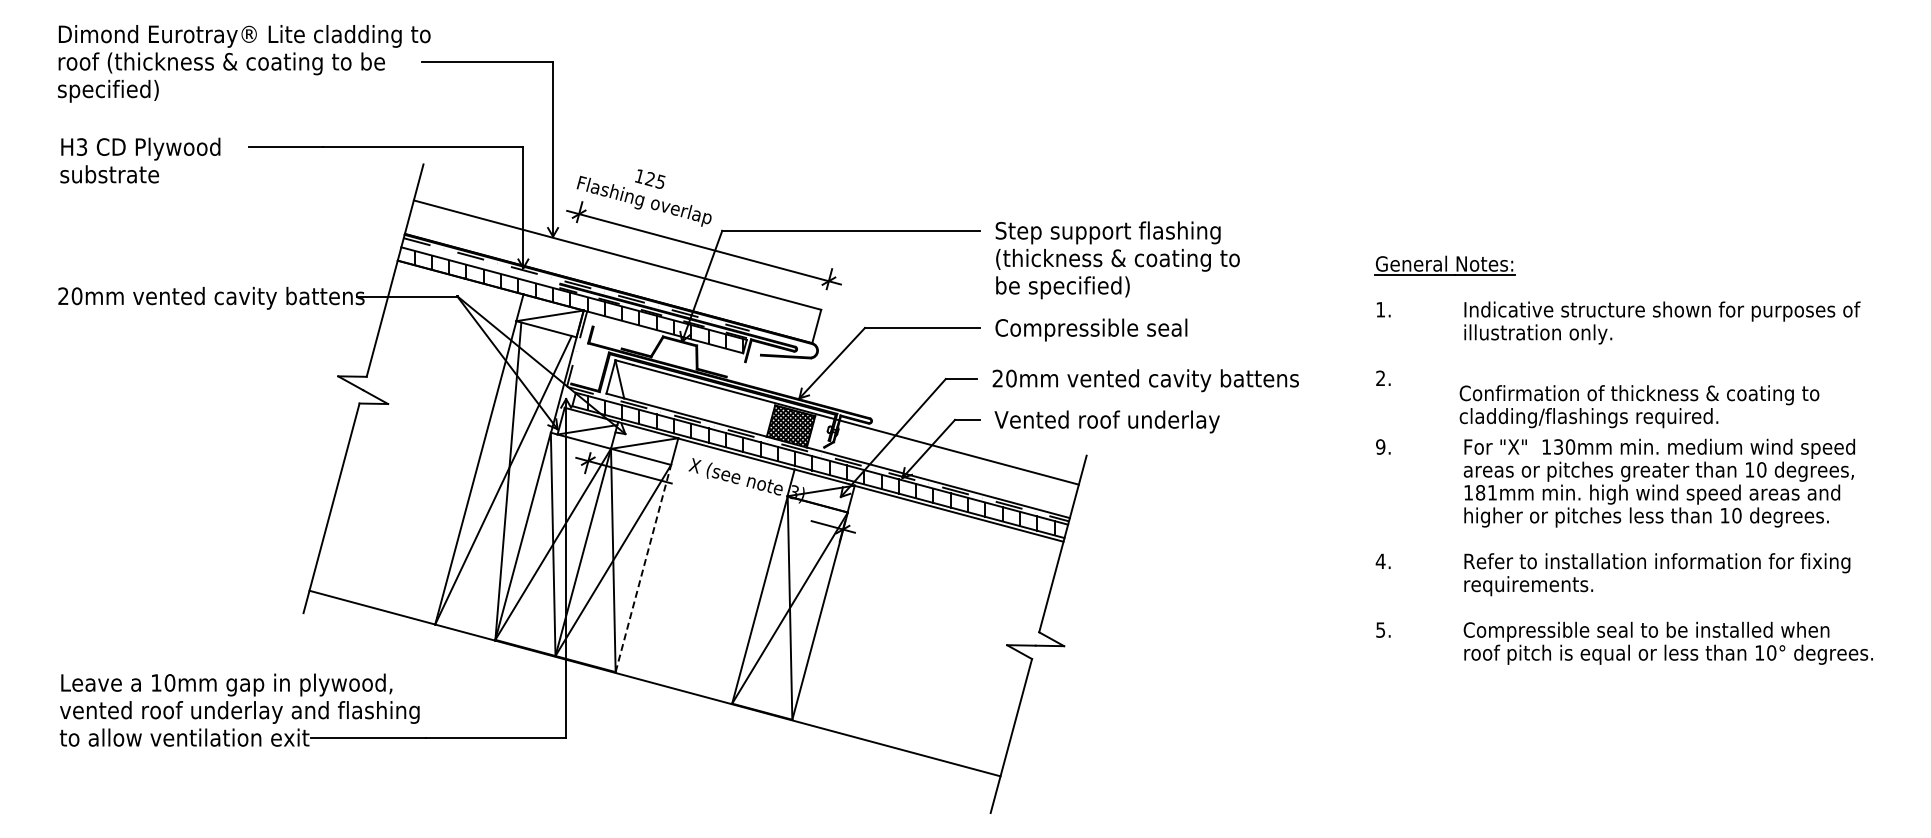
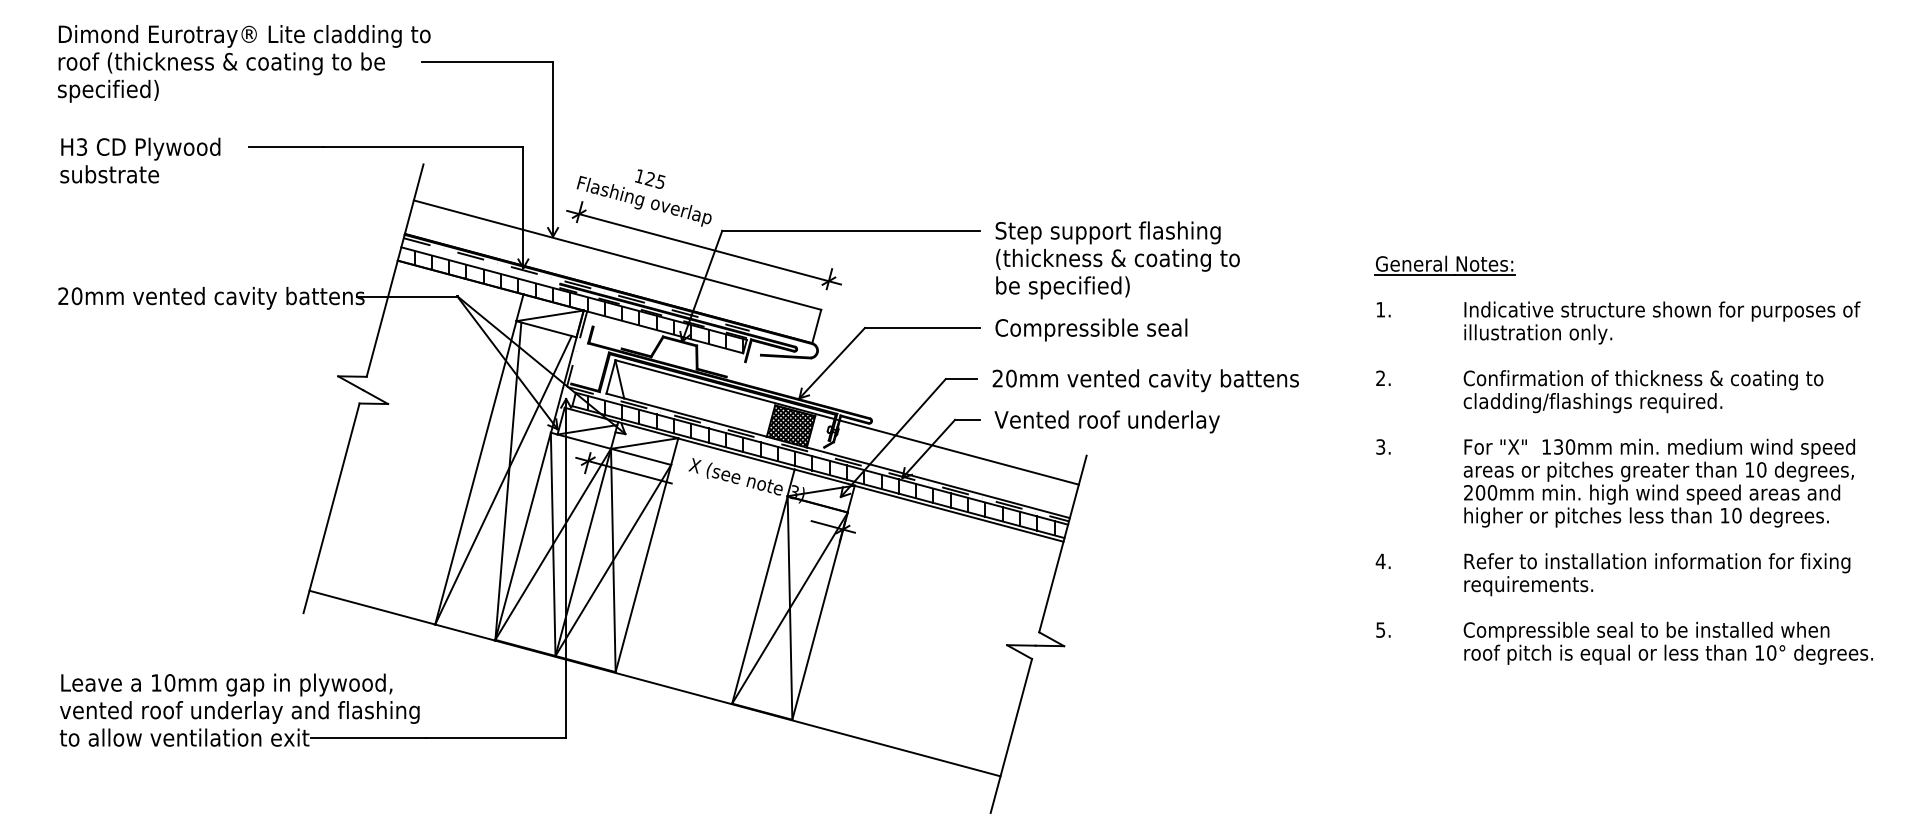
text position: (1639, 406) -> (1643, 391) (1643, 391)
text: 9. -> 3. (1380, 446)
text: 181mm -> 200mm (1480, 492)
line: dashed -> solid (643, 568)
